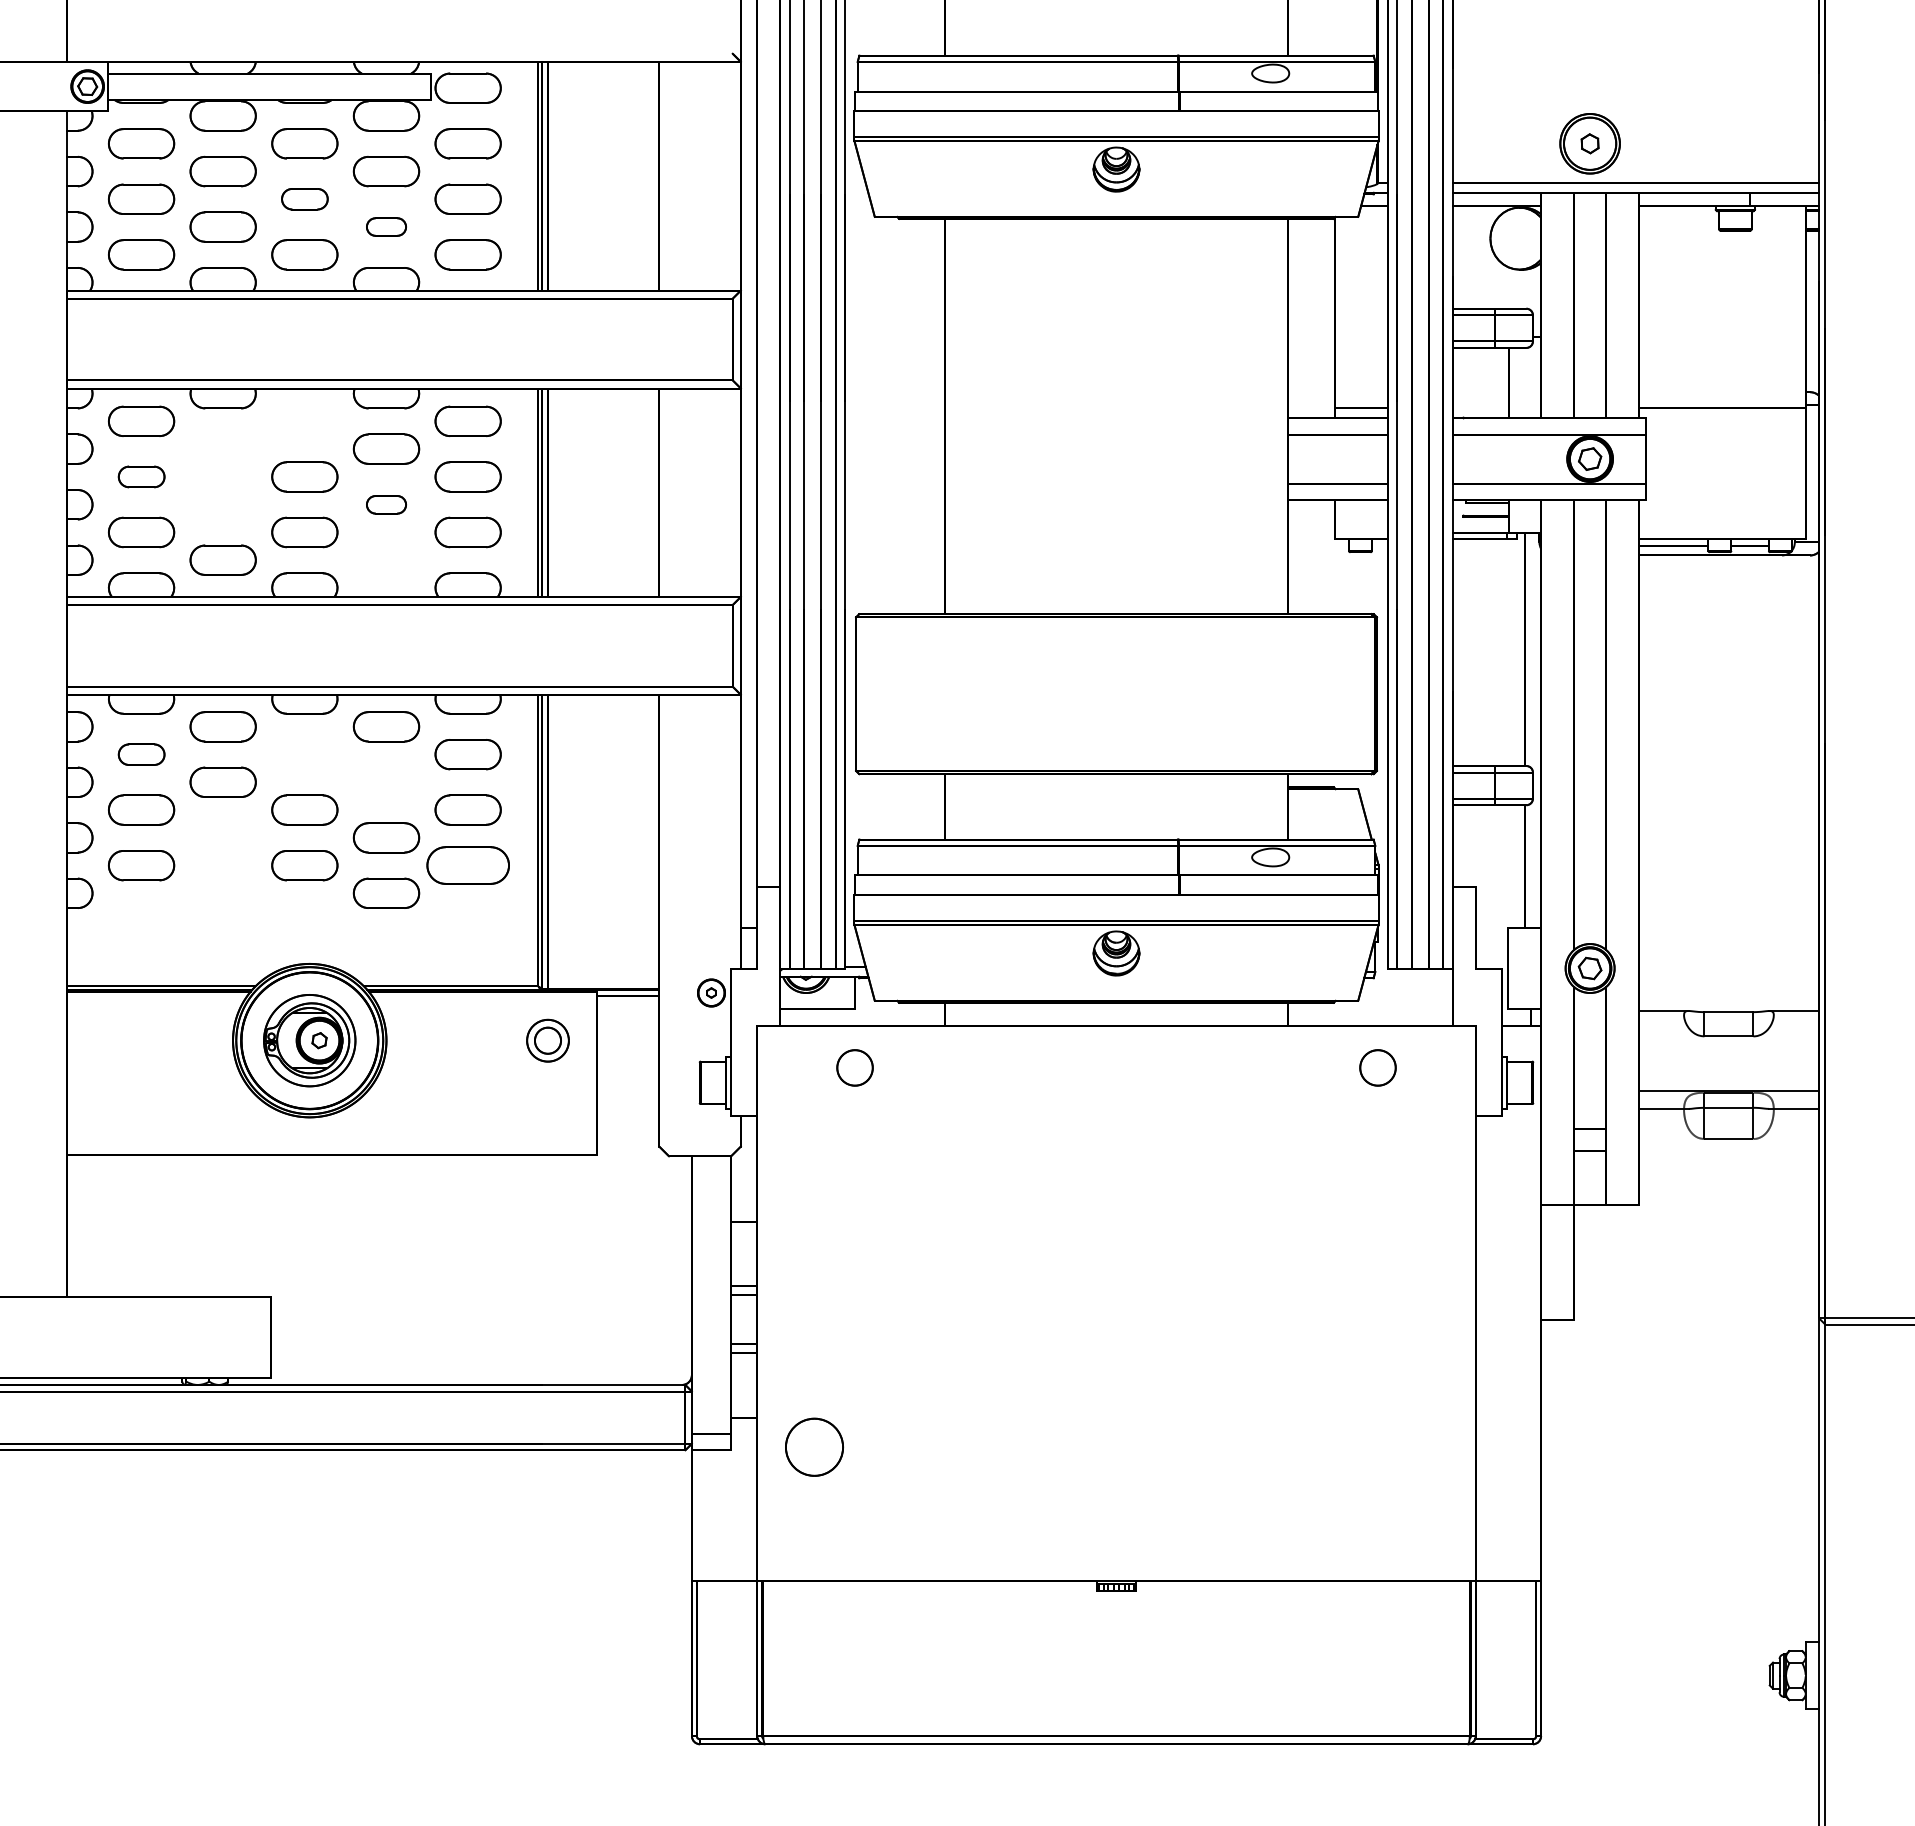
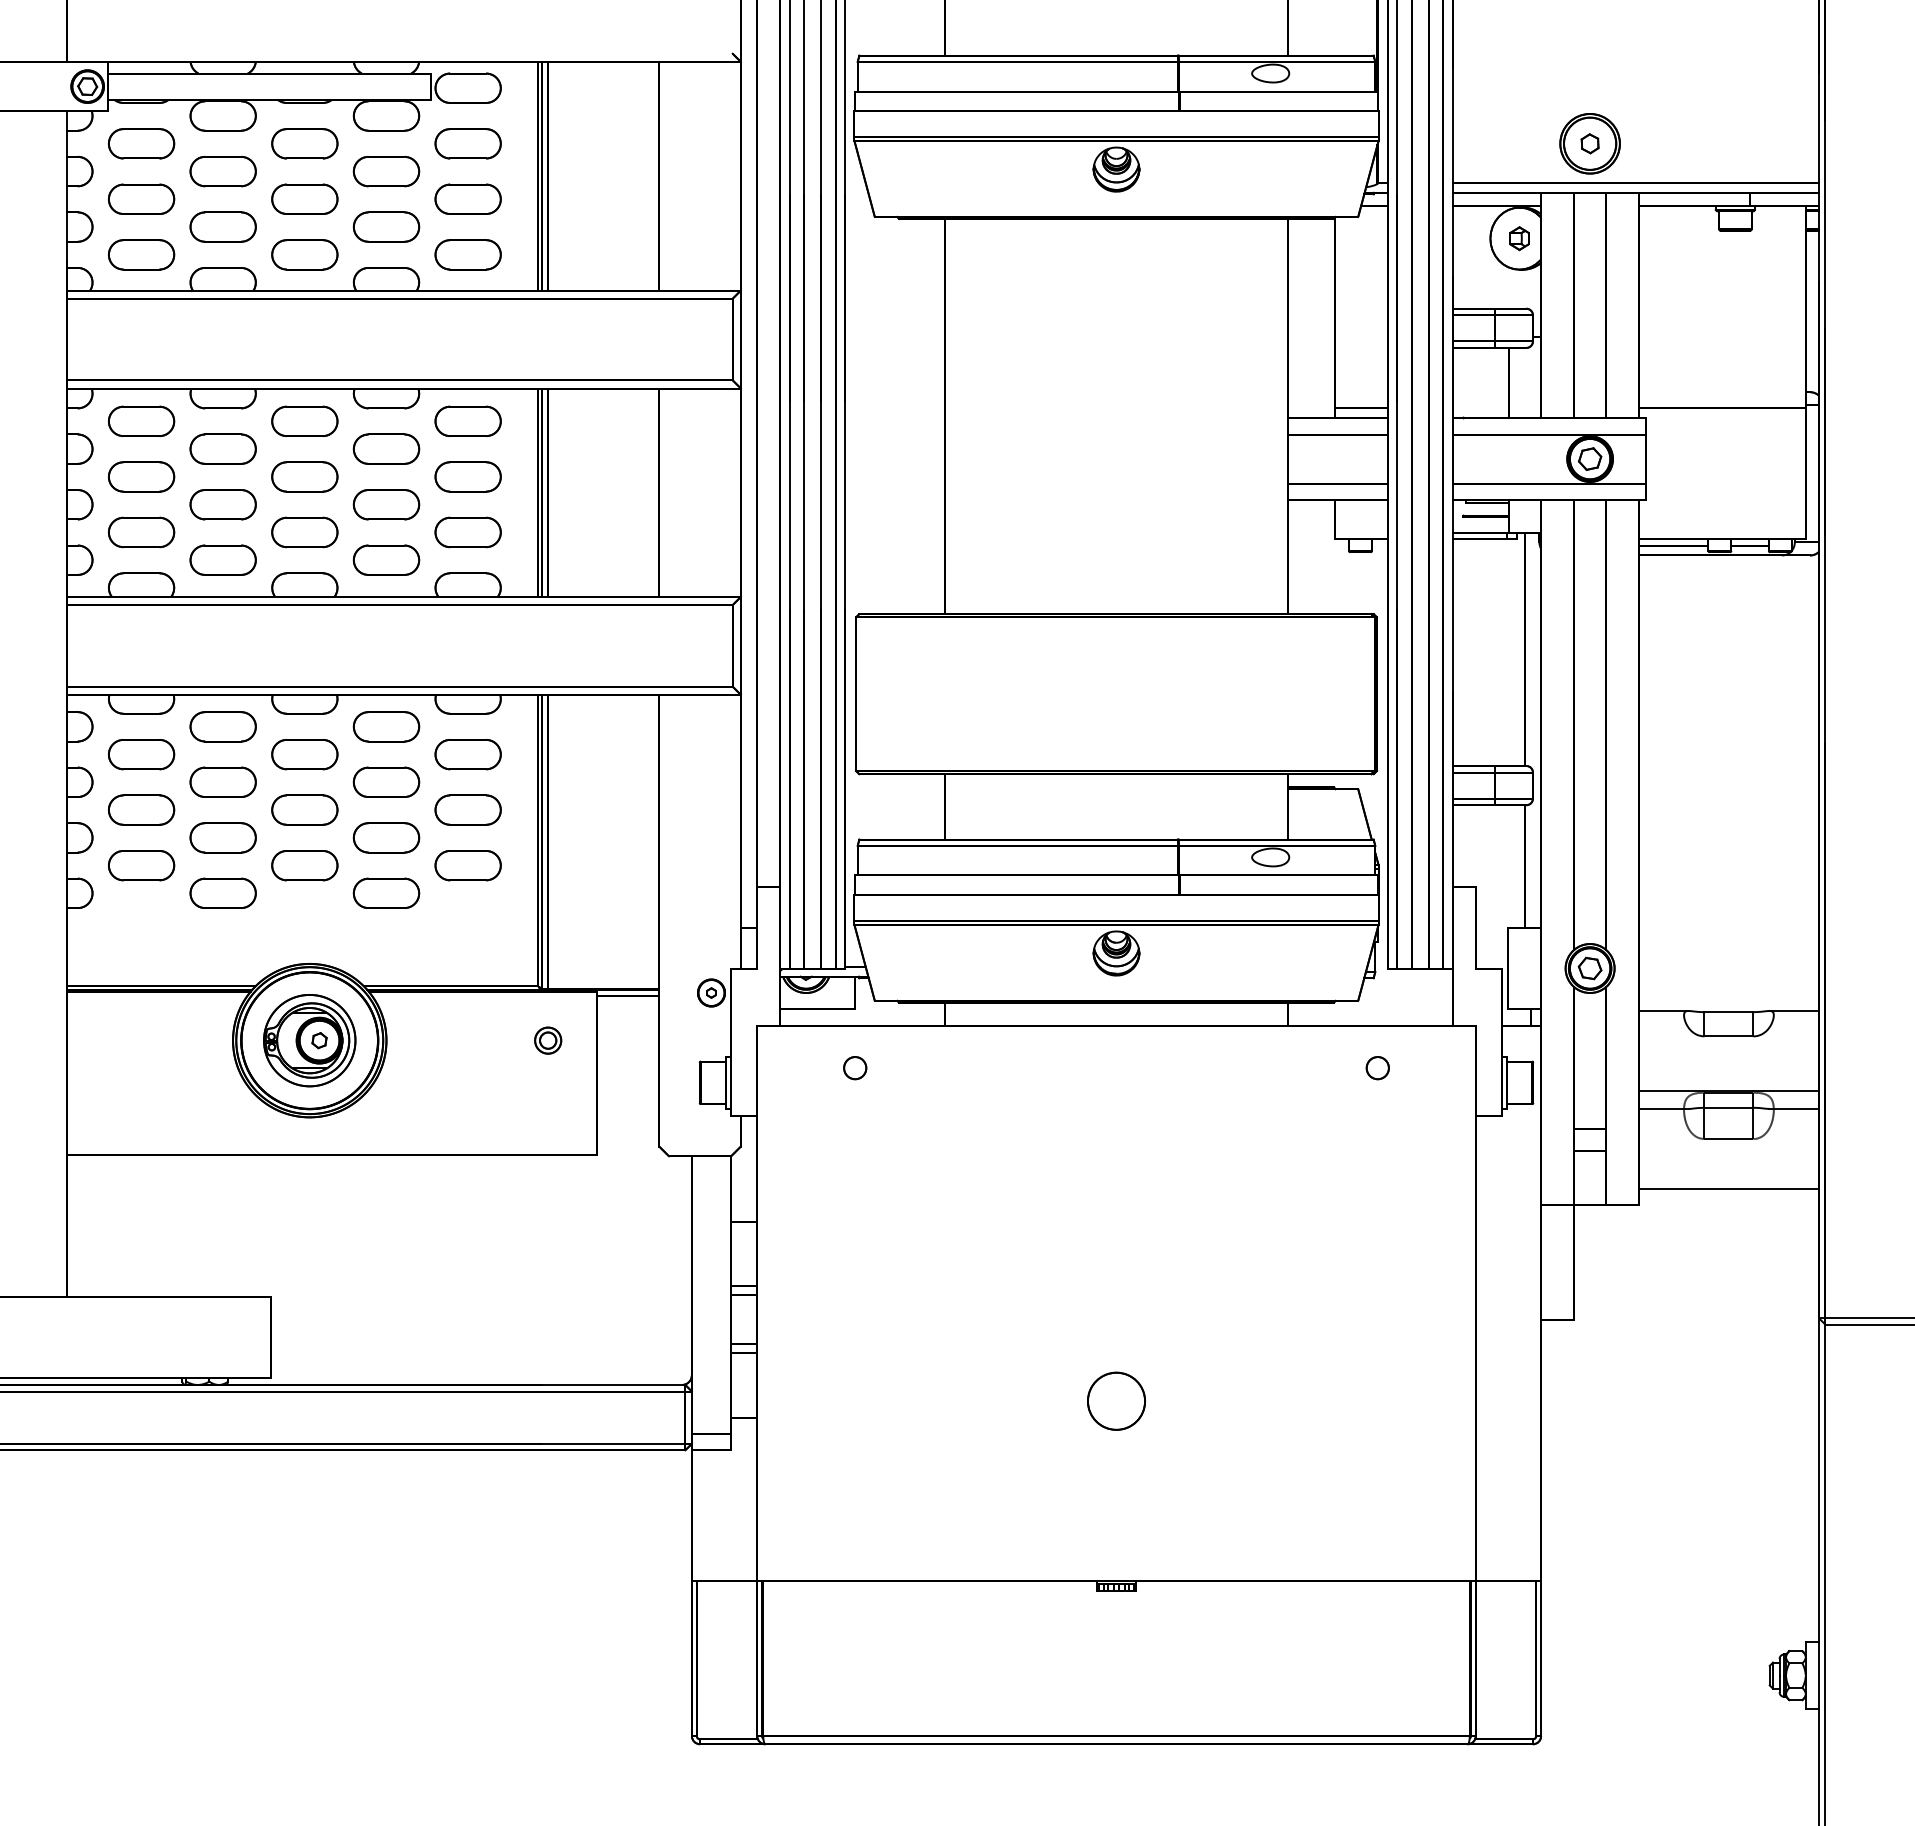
part size: 48x23 px -> 68x32 px (304, 198)
part size: 41x20 px -> 69x32 px (386, 226)
part: none -> present (1519, 238)
part: none -> present (304, 420)
part: none -> present (222, 448)
part size: 49x24 px -> 68x32 px (141, 476)
part: none -> present (222, 504)
part size: 41x20 px -> 69x32 px (386, 504)
part: none -> present (386, 559)
part size: 49x23 px -> 68x32 px (141, 754)
part: none -> present (304, 754)
part: none -> present (386, 781)
part: none -> present (222, 837)
part size: 84x39 px -> 68x32 px (467, 865)
part: none -> present (222, 892)
part size: 44x45 px -> 29x29 px (548, 1040)
circle size: 38x38 px -> 25x25 px (855, 1068)
circle size: 38x38 px -> 25x25 px (1377, 1068)
line: none -> present (1728, 1189)
circle position: (814, 1446) -> (1116, 1400) (1116, 1400)
